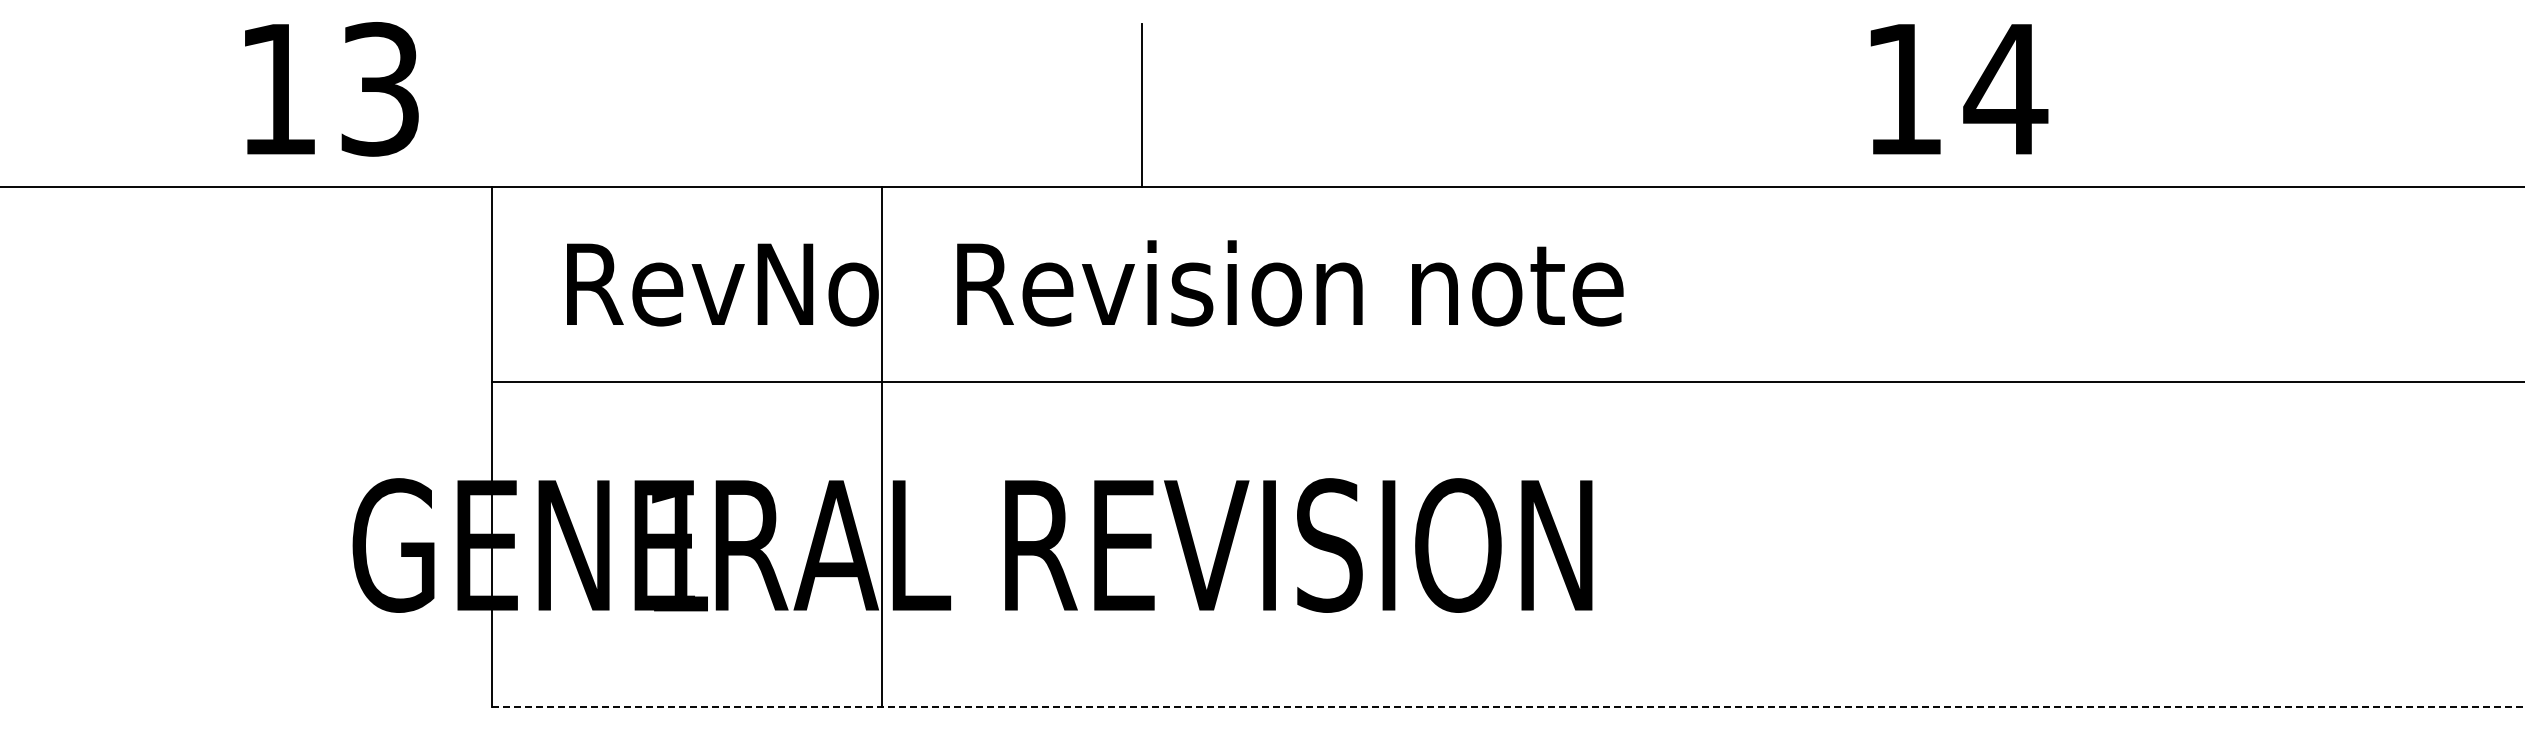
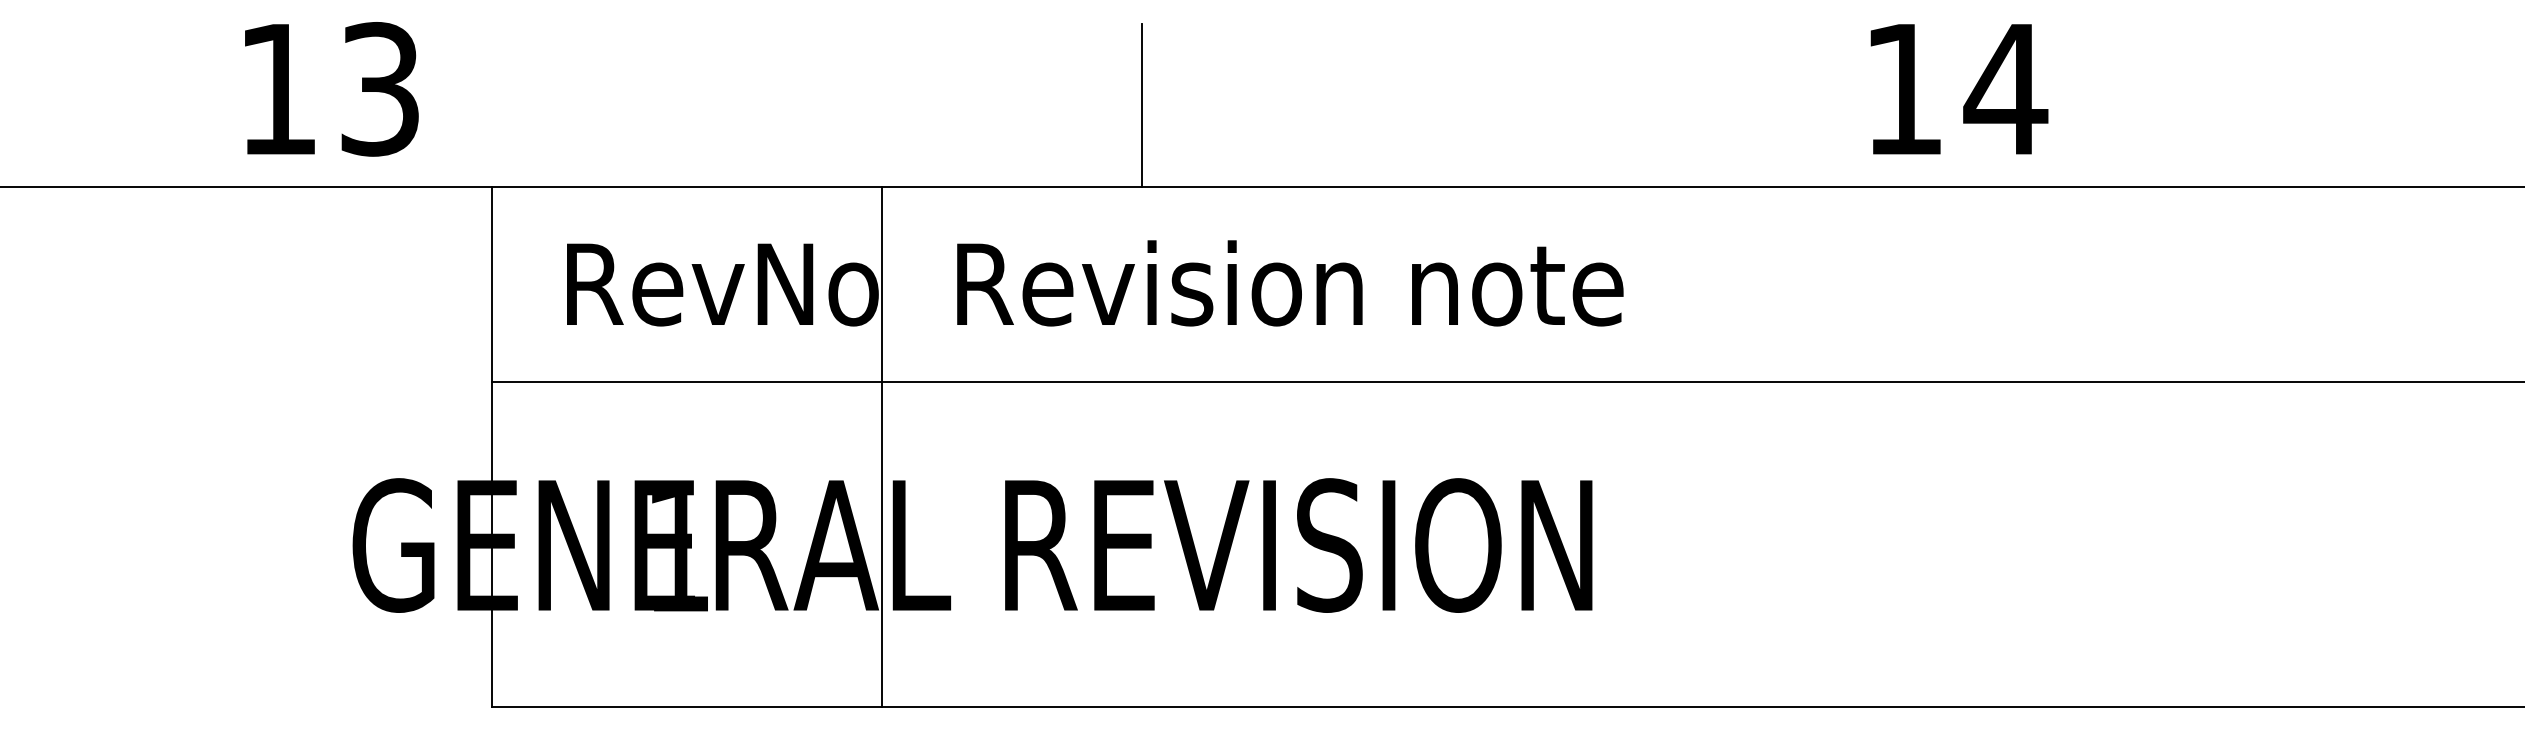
line: dashed -> solid (1509, 707)
